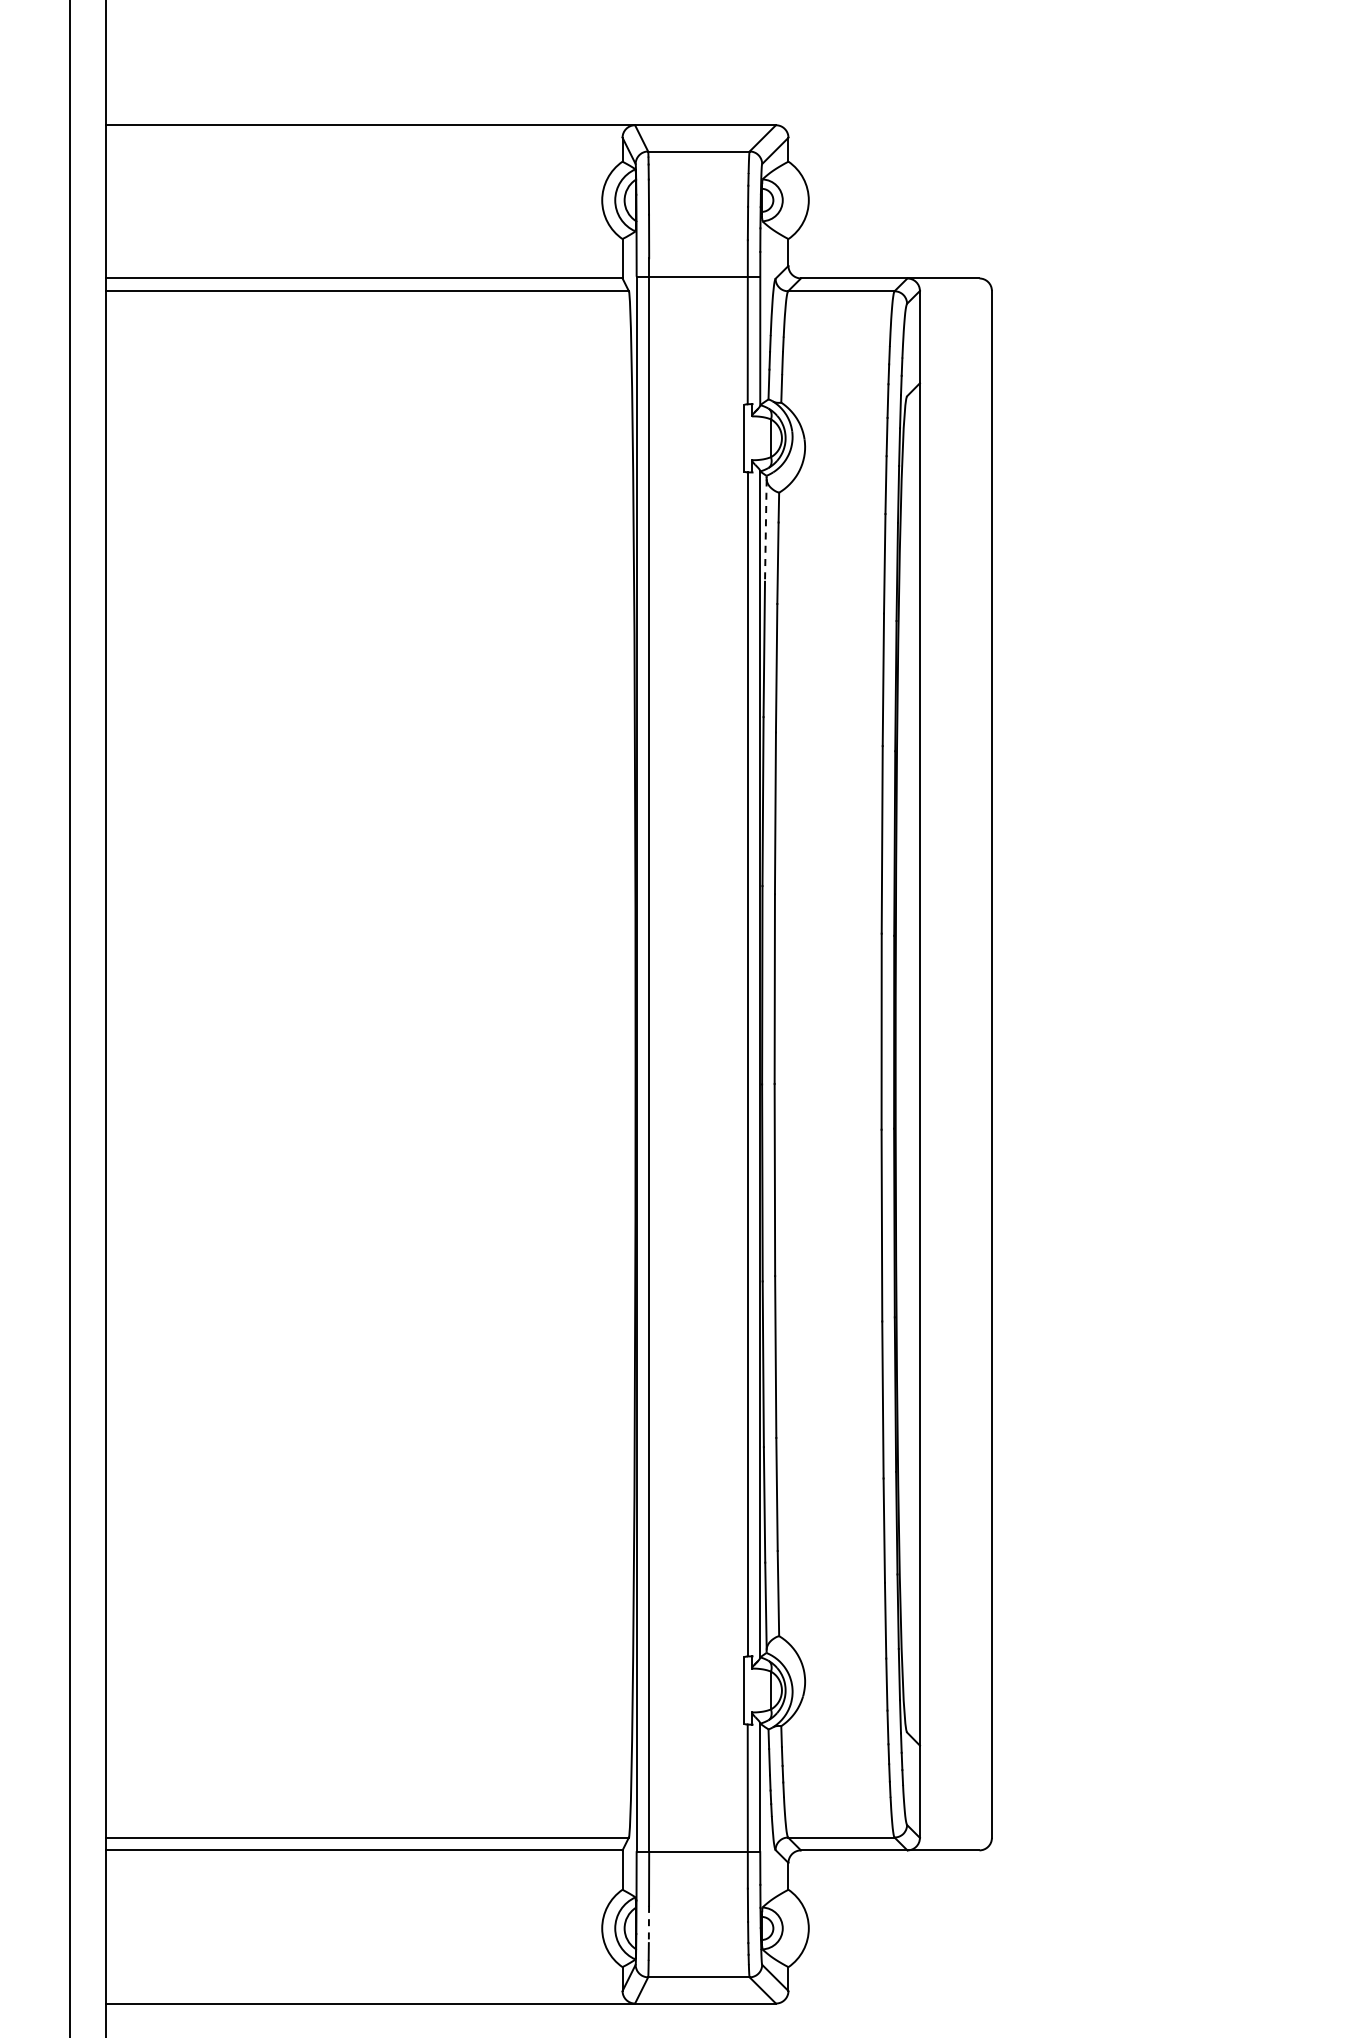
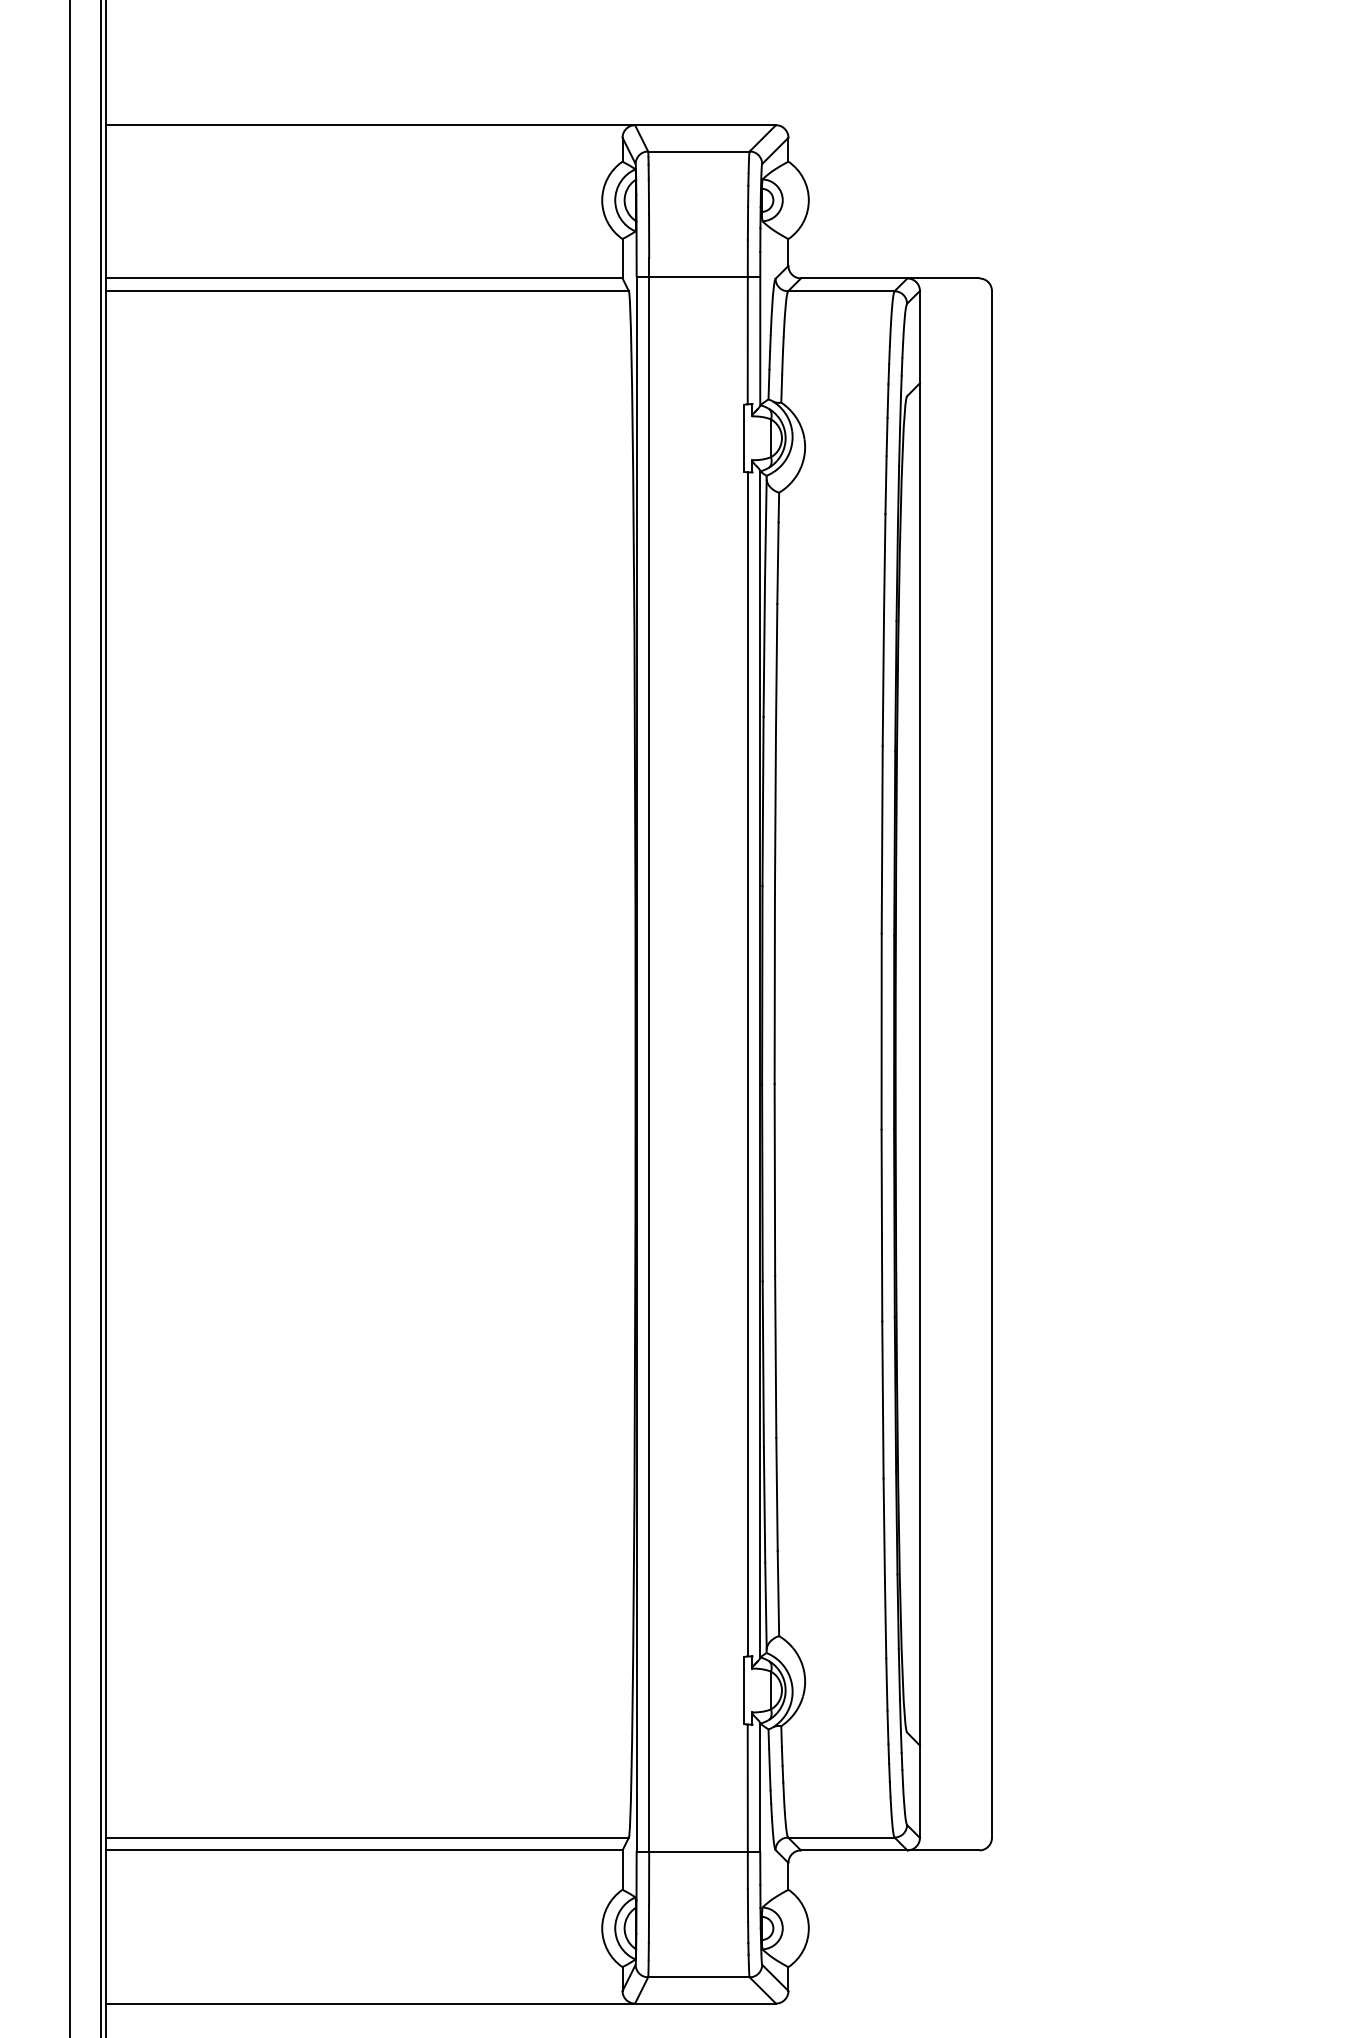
line: dashed -> solid (765, 529)
line: none -> present (101, 1018)
line: dashed -> solid (648, 1924)
